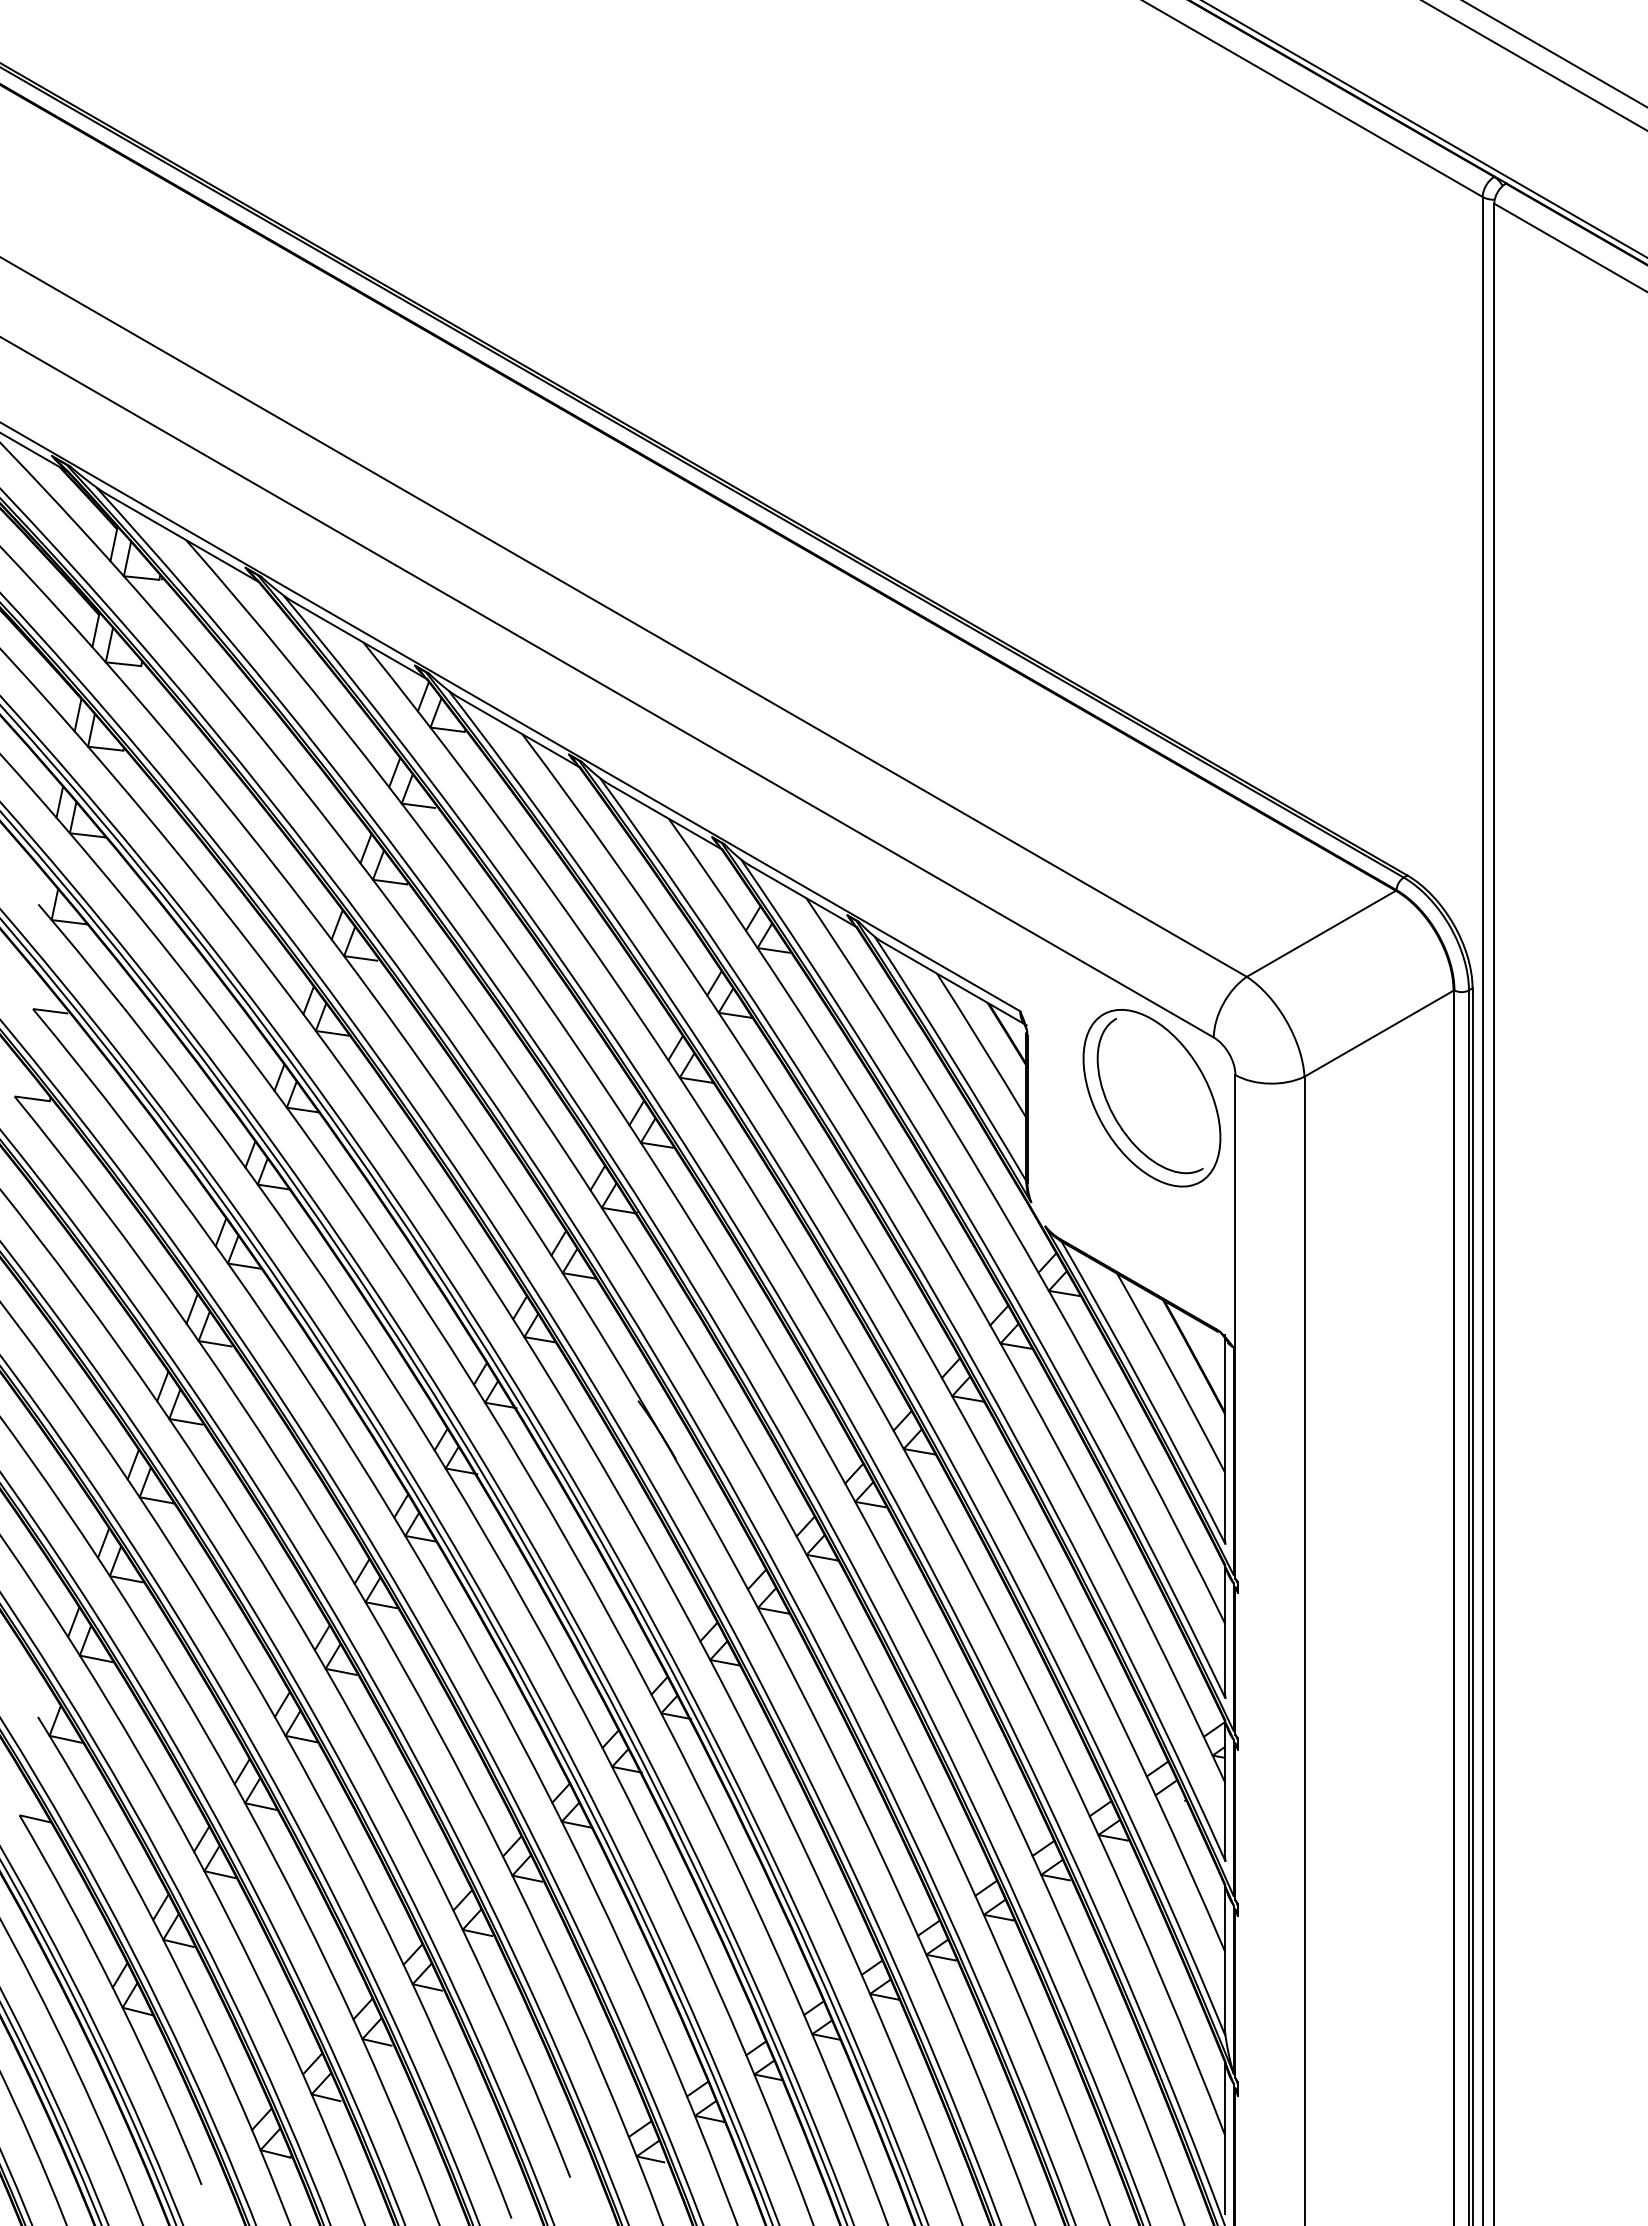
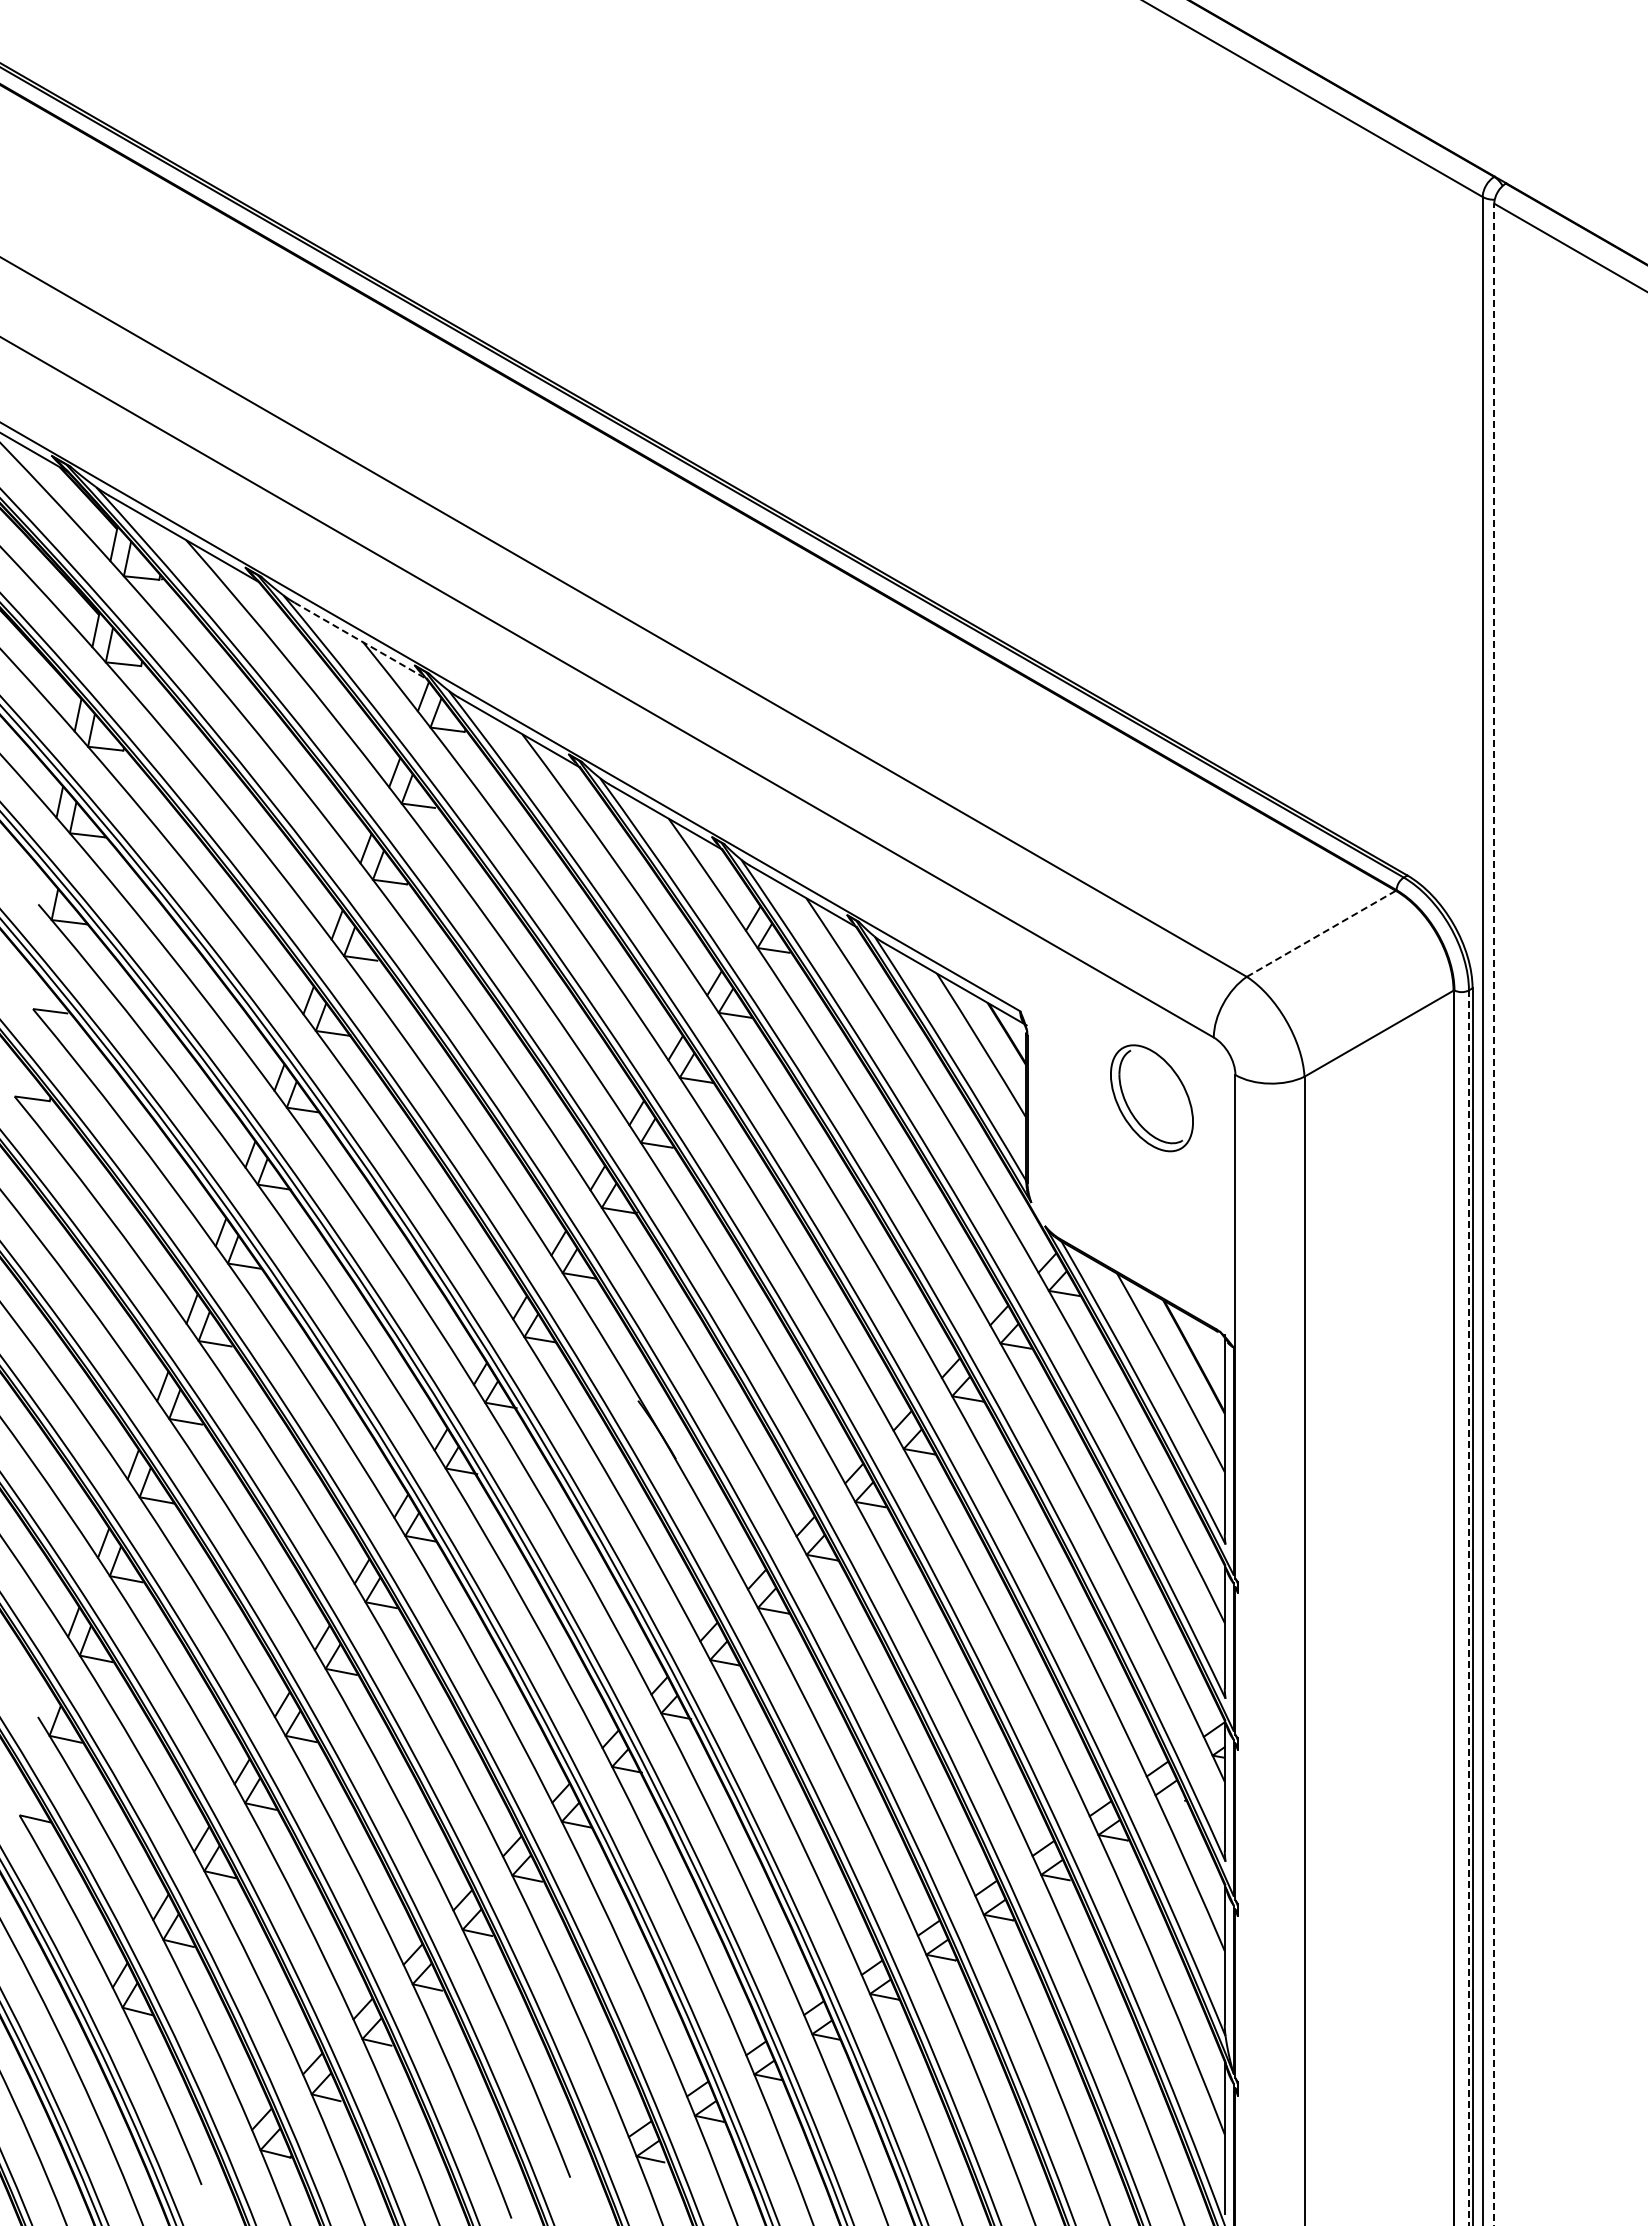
line: present -> none (1554, 53)
line: present -> none (1534, 65)
line: present -> none (1424, 128)
line: solid -> dashed (360, 641)
line: solid -> dashed (1321, 933)
part size: 140x179 px -> 84x109 px (1151, 1098)
line: solid -> dashed (1494, 1213)
line: solid -> dashed (1468, 1608)
